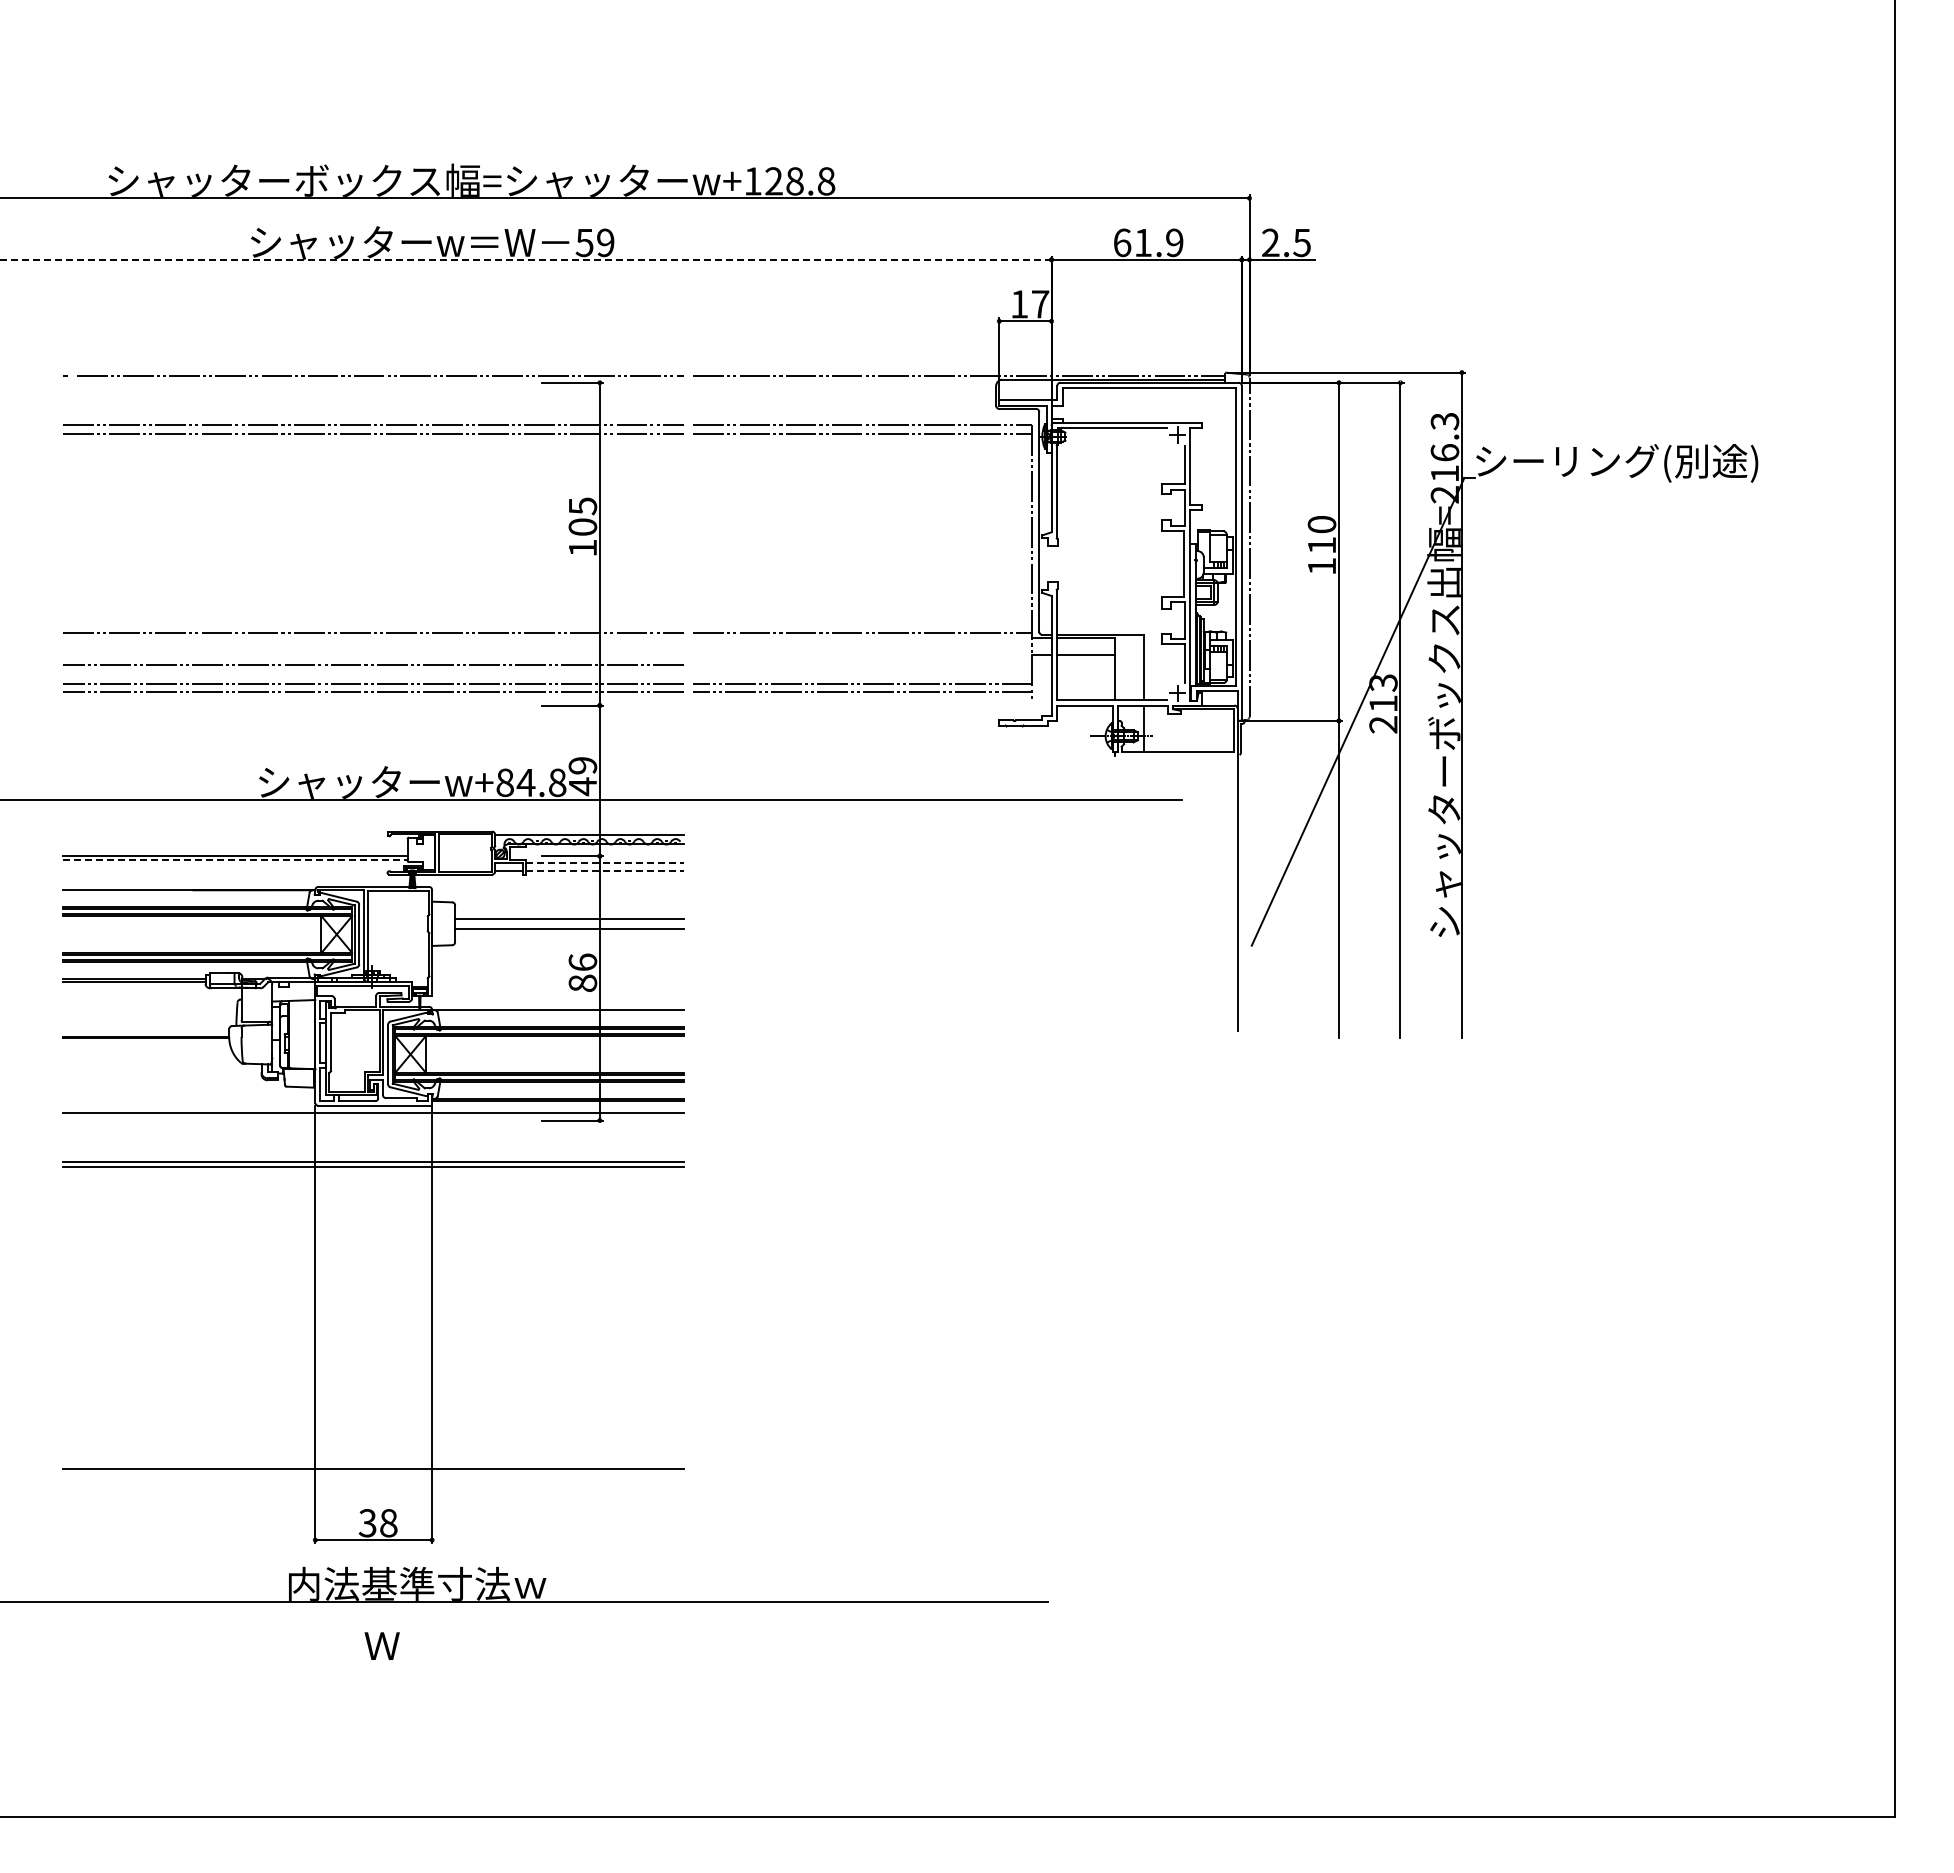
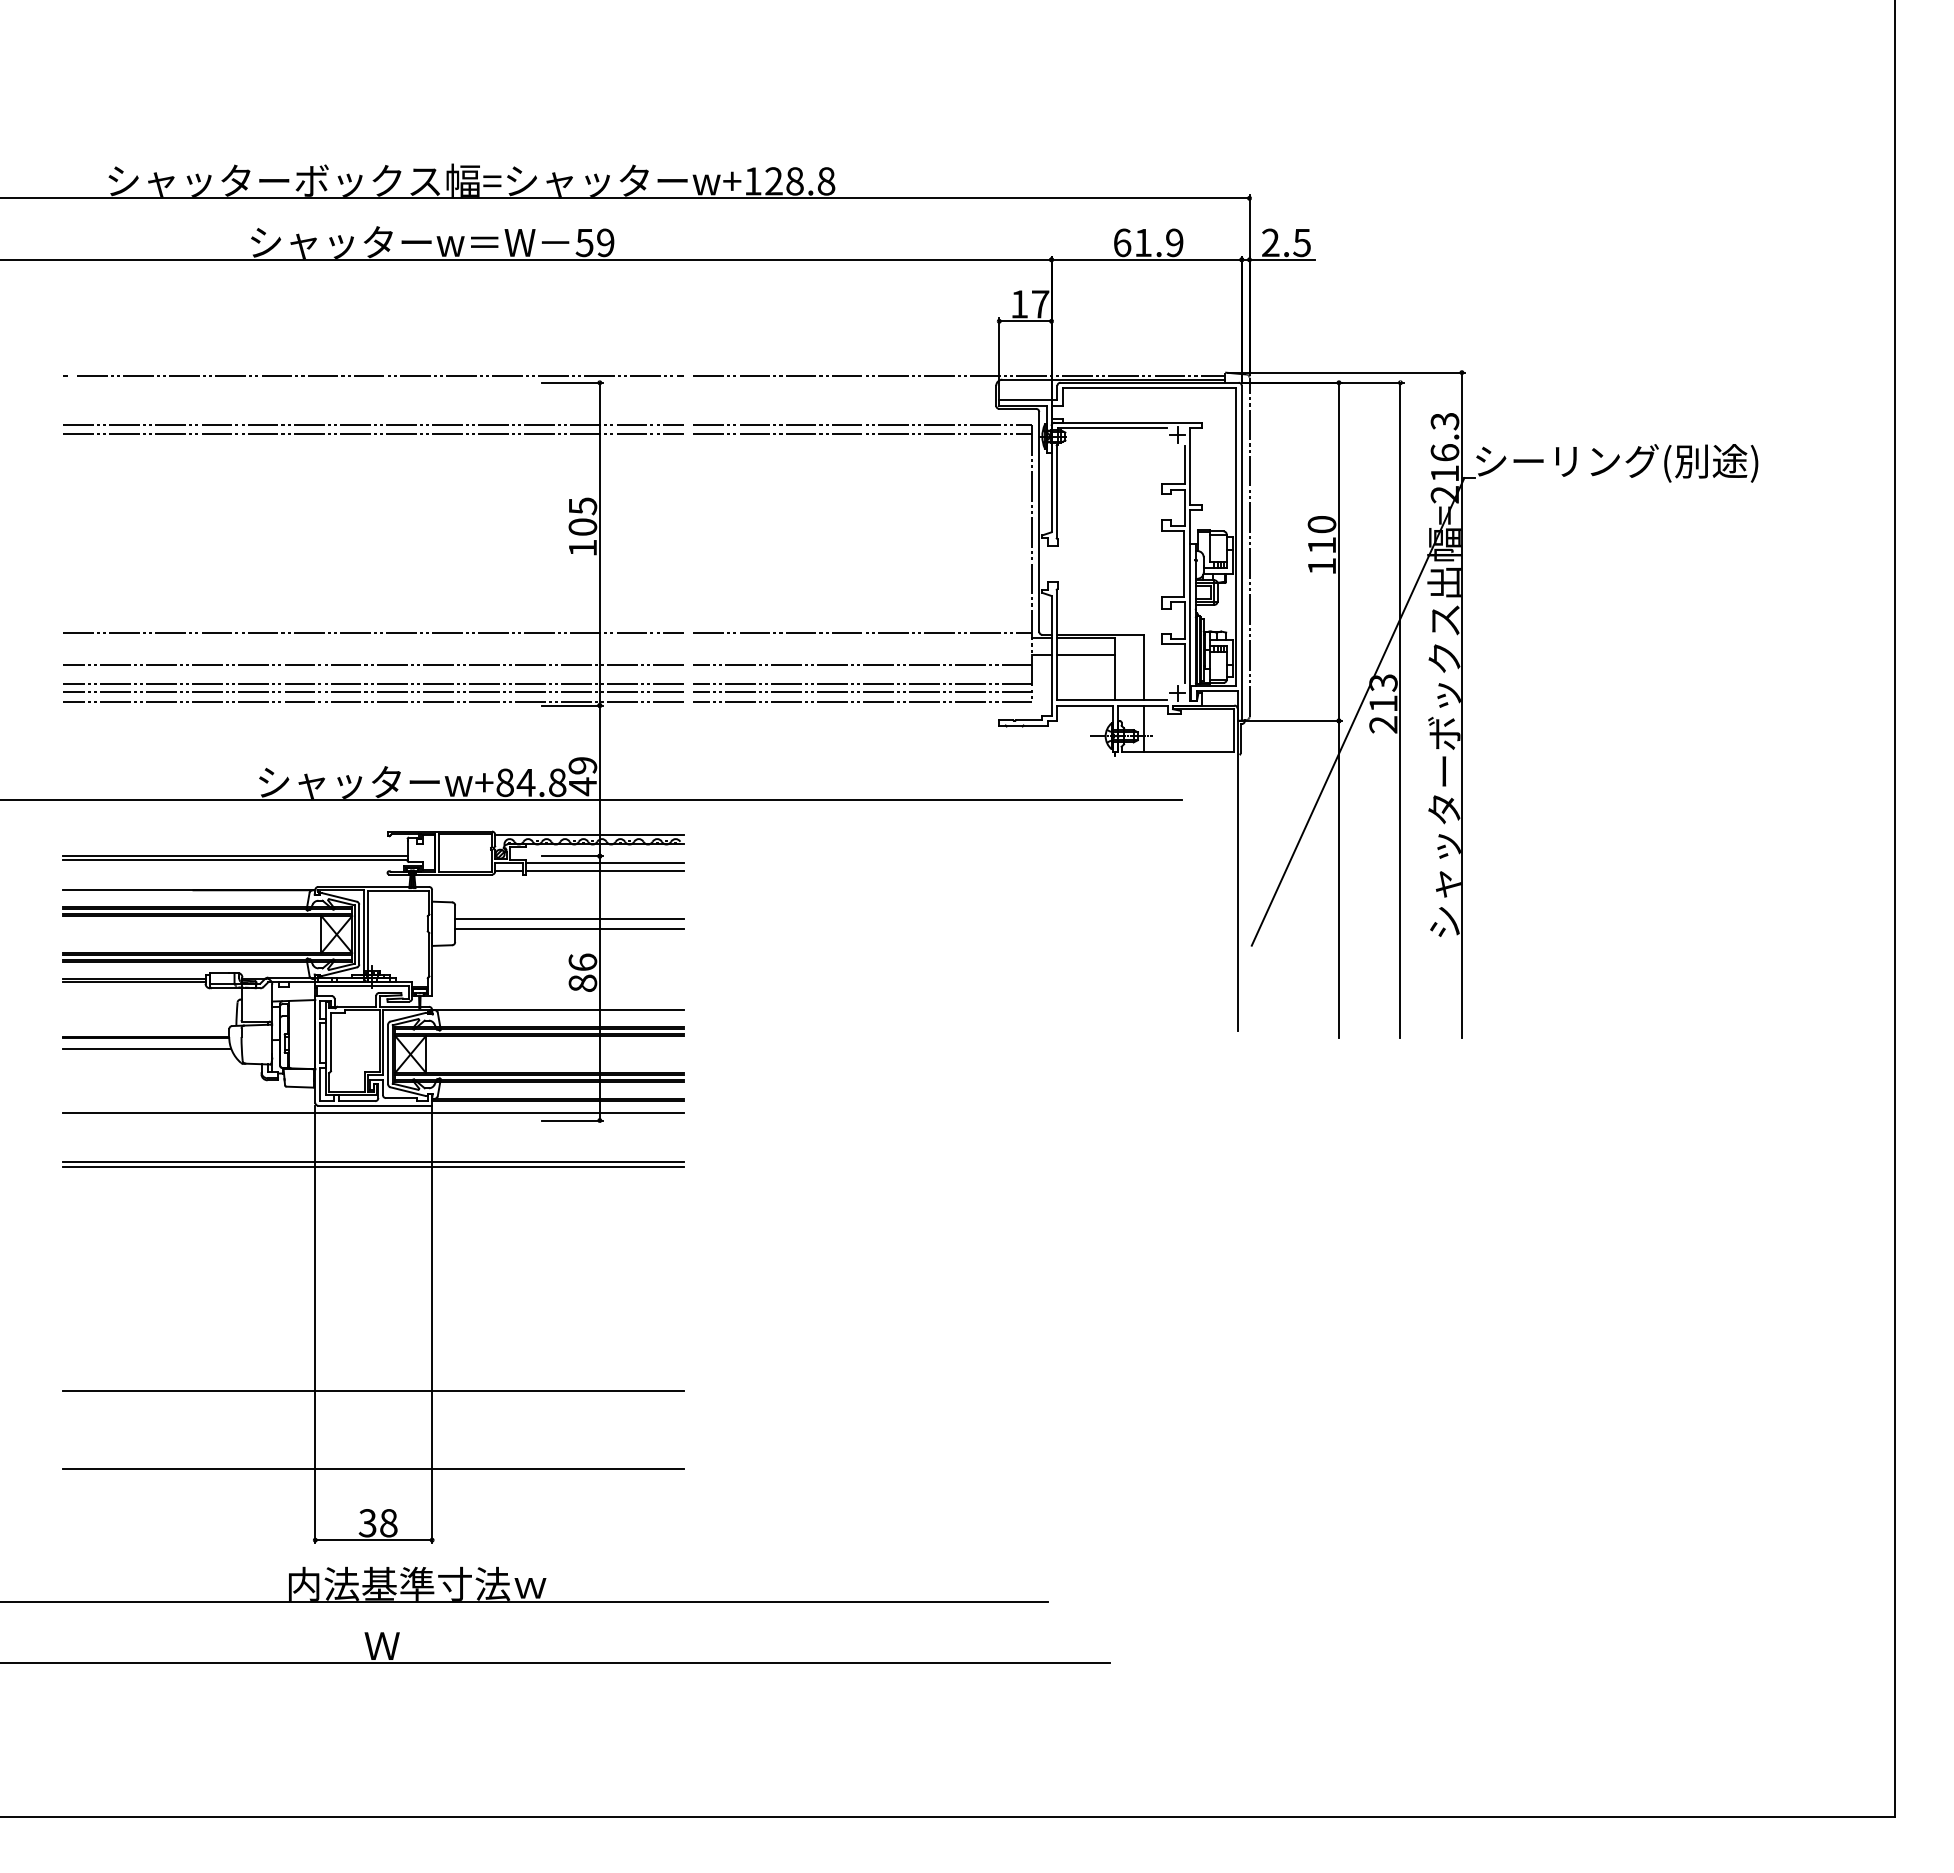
line: dashed -> solid (525, 259)
line: none -> present (862, 665)
line: none -> present (373, 701)
line: none -> present (862, 701)
line: dashed -> solid (235, 860)
line: dashed -> solid (605, 862)
line: dashed -> solid (605, 870)
line: none -> present (147, 1048)
line: none -> present (373, 1391)
line: none -> present (555, 1663)
